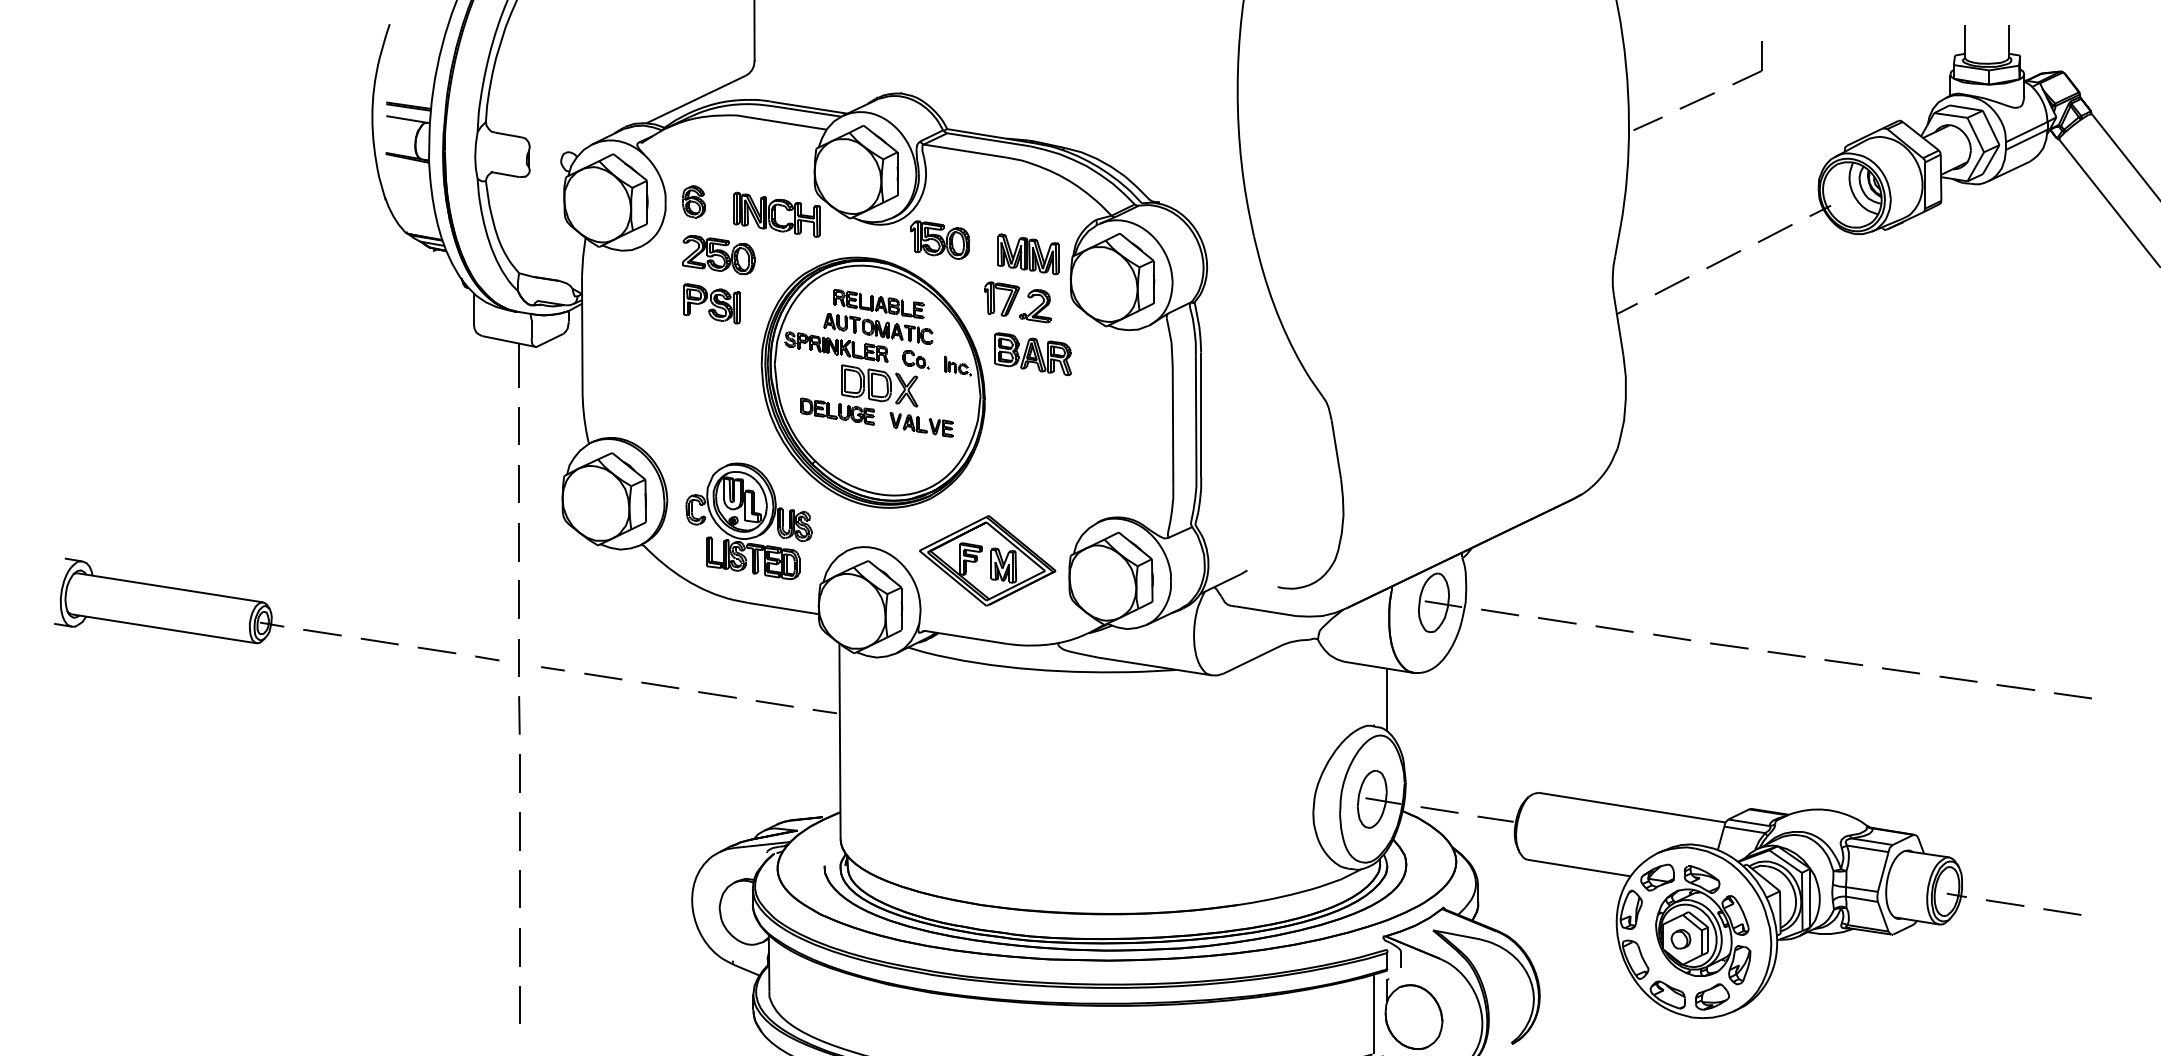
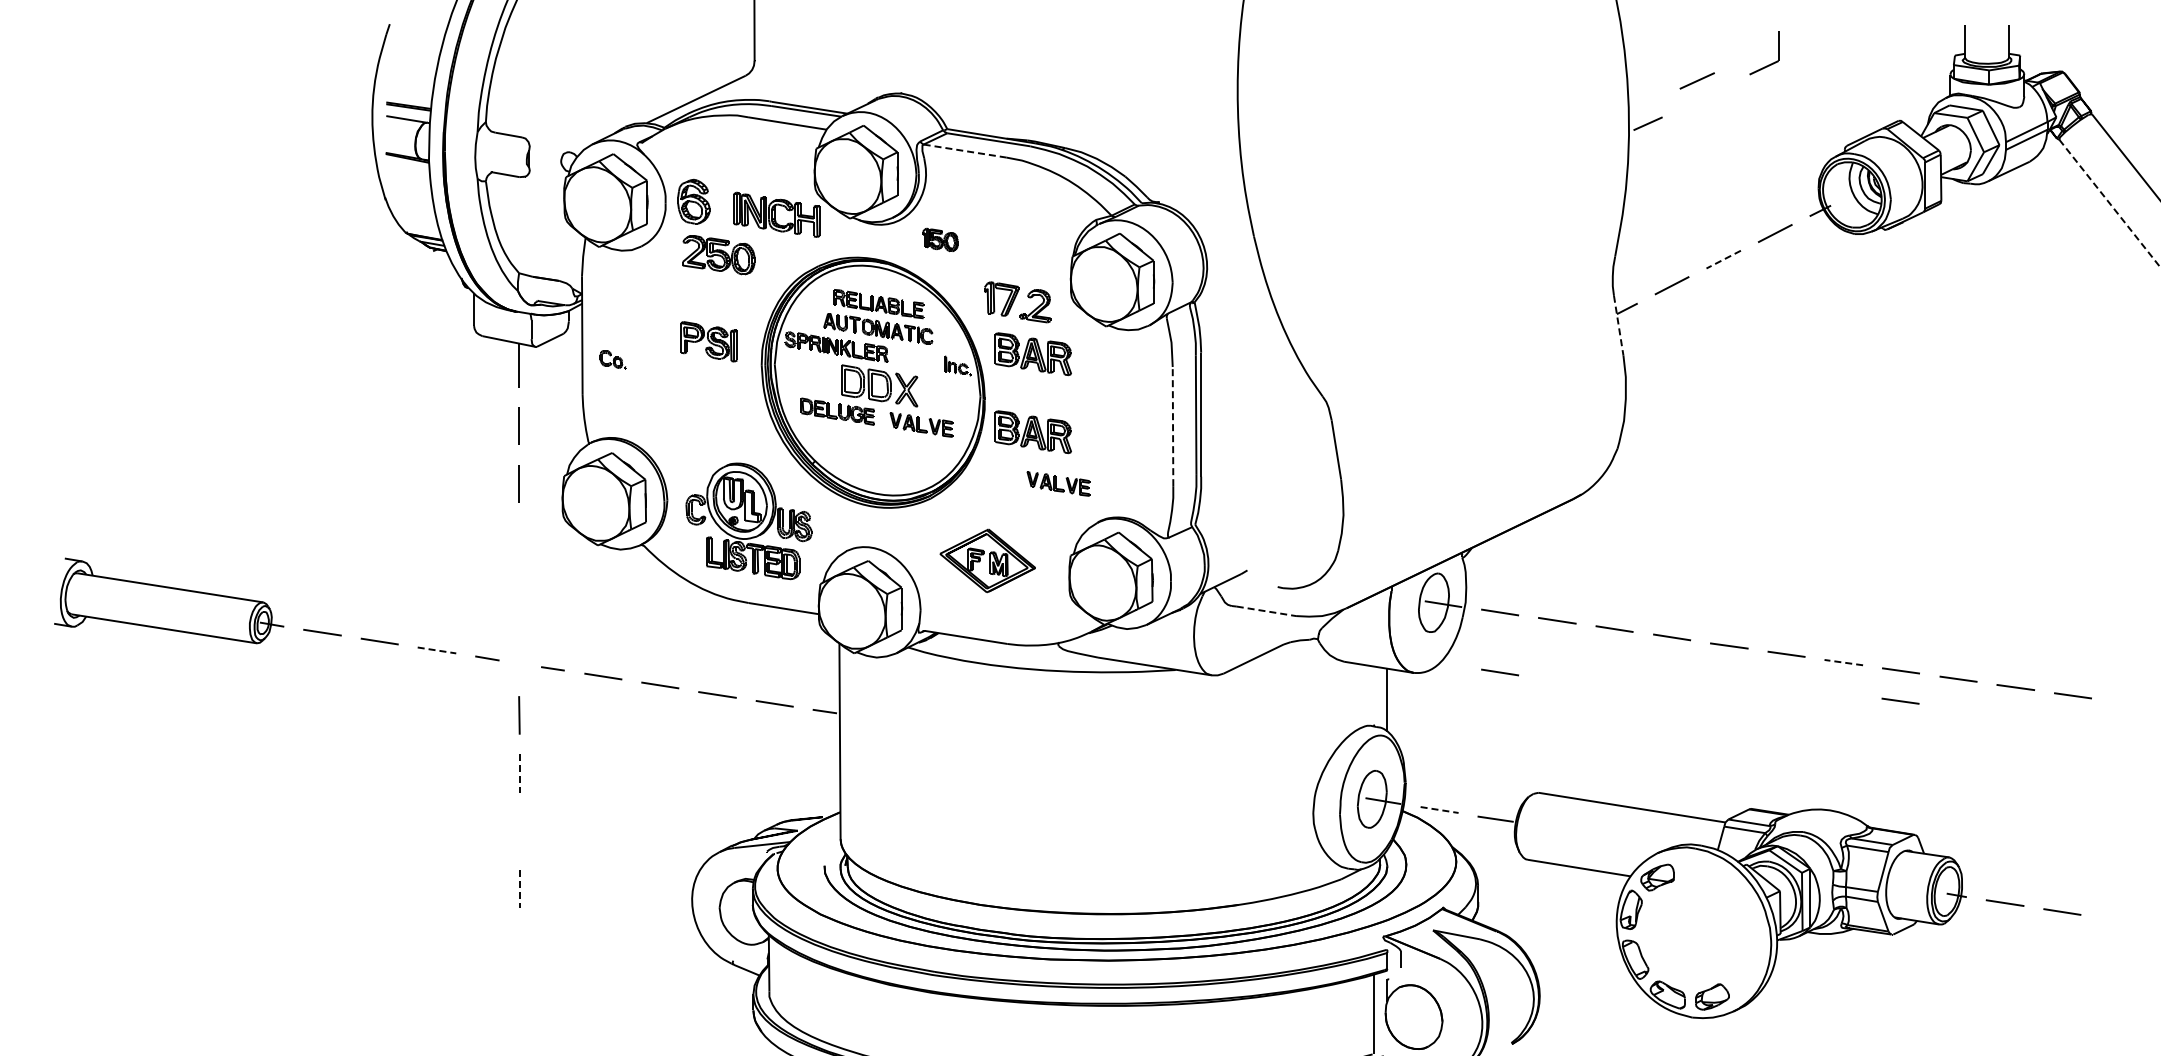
part position: (1753, 73) -> (1770, 63) (1770, 63)
line position: (1696, 100) -> (1696, 80) (1696, 80)
line: solid -> dashed (964, 151)
part size: 25x34 px -> 34x47 px (693, 201)
line: solid -> dashed (2110, 203)
part size: 61x40 px -> 37x26 px (940, 239)
part: present -> none (1028, 254)
line: solid -> dashed (1723, 259)
part position: (711, 303) -> (708, 341) (708, 341)
line: solid -> dashed (1618, 326)
part position: (915, 359) -> (612, 359) (612, 359)
line: solid -> dashed (1173, 426)
part: none -> present (1032, 432)
part: none -> present (1058, 483)
line: present -> none (518, 542)
part size: 138x92 px -> 97x66 px (987, 560)
line: present -> none (518, 599)
line: solid -> dashed (1266, 611)
line: solid -> dashed (436, 650)
line: present -> none (518, 657)
line: solid -> dashed (1843, 662)
line: none -> present (1499, 672)
line: none -> present (1900, 700)
line: solid -> dashed (519, 774)
line: solid -> dashed (1440, 810)
line: present -> none (519, 831)
line: solid -> dashed (519, 889)
part: present -> none (1703, 925)
line: present -> none (519, 947)
line: present -> none (519, 1004)
